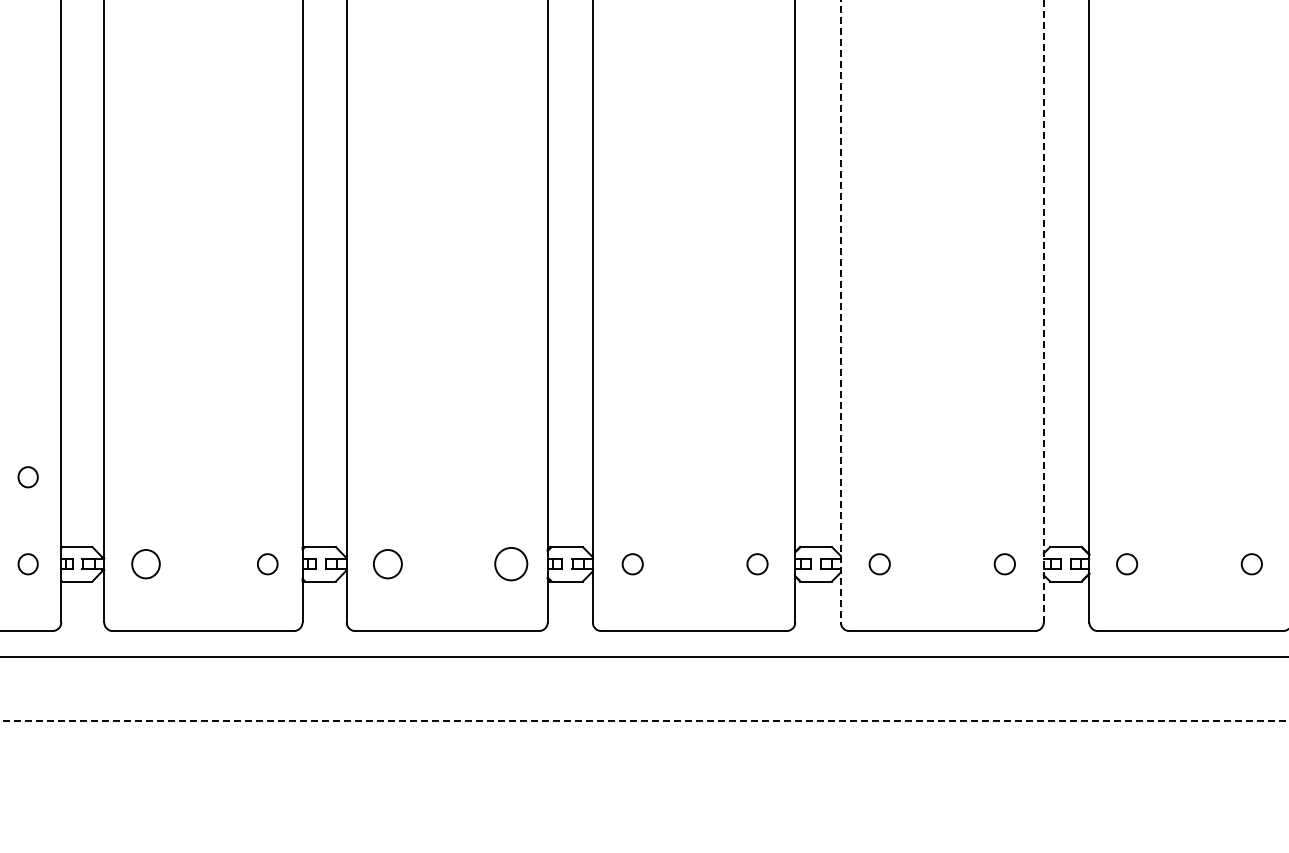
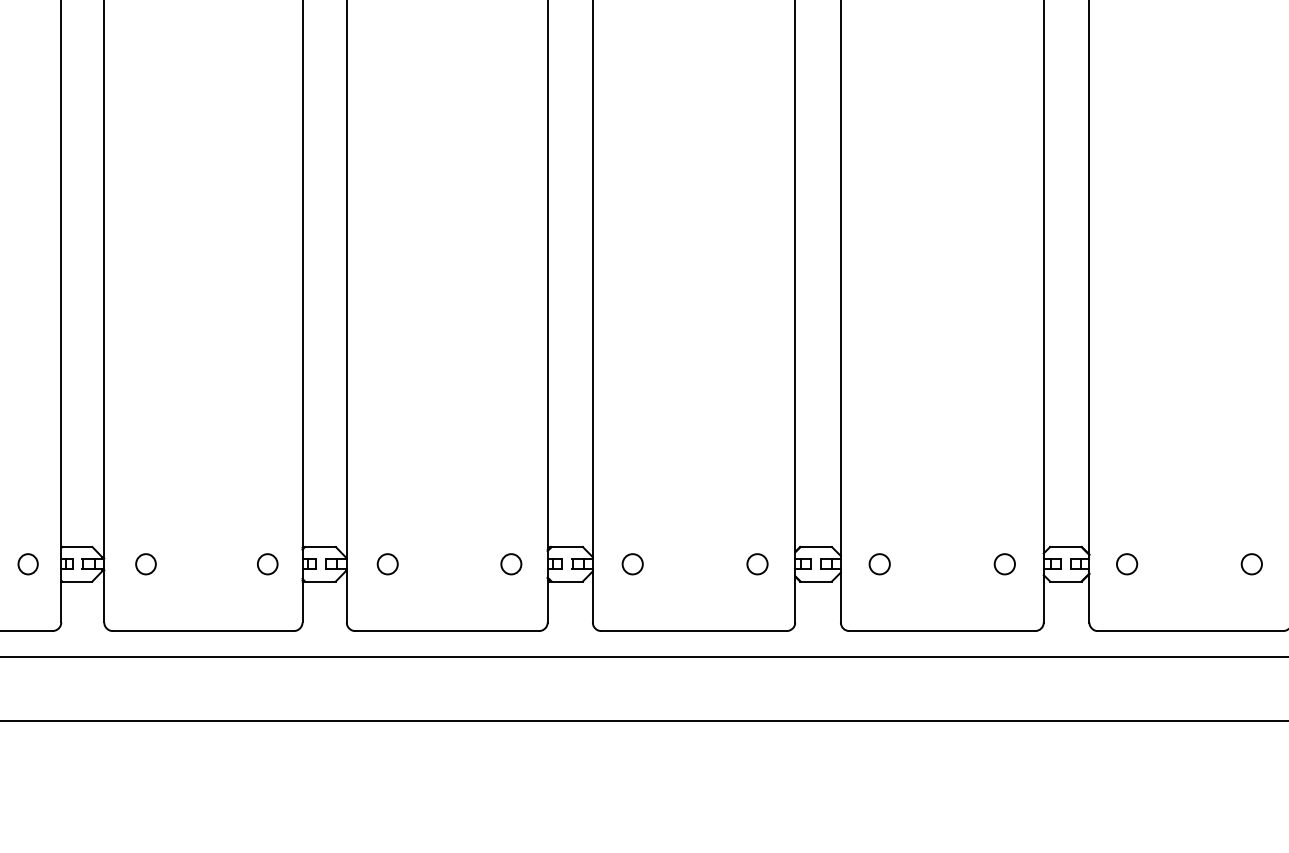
line: dashed -> solid (840, 311)
line: dashed -> solid (1043, 311)
part: present -> none (27, 477)
part size: 30x31 px -> 22x23 px (145, 564)
part size: 30x31 px -> 23x23 px (387, 564)
part size: 35x35 px -> 23x23 px (511, 564)
line: dashed -> solid (644, 720)
